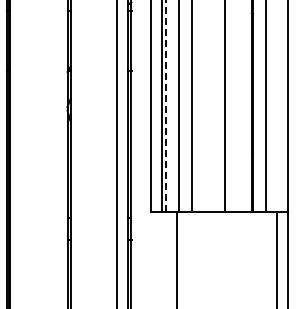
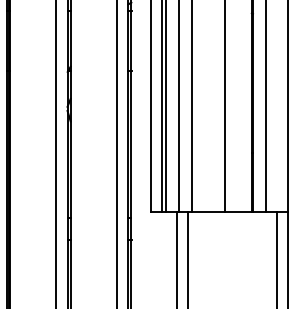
line: dashed -> solid (166, 106)
line: none -> present (56, 153)
line: none -> present (187, 258)
